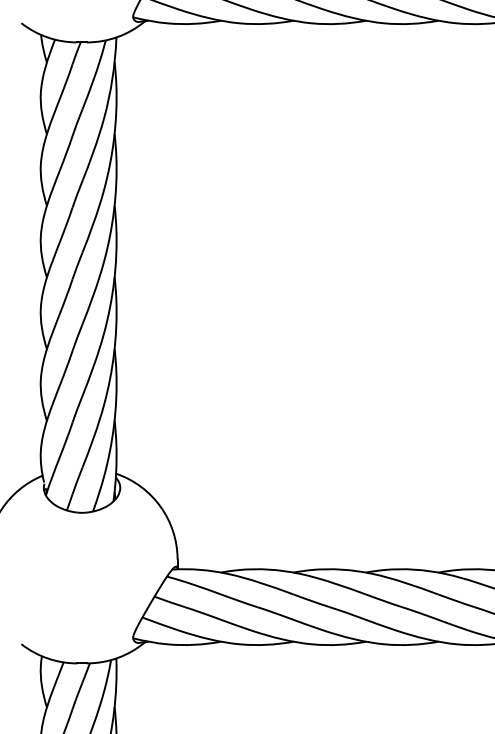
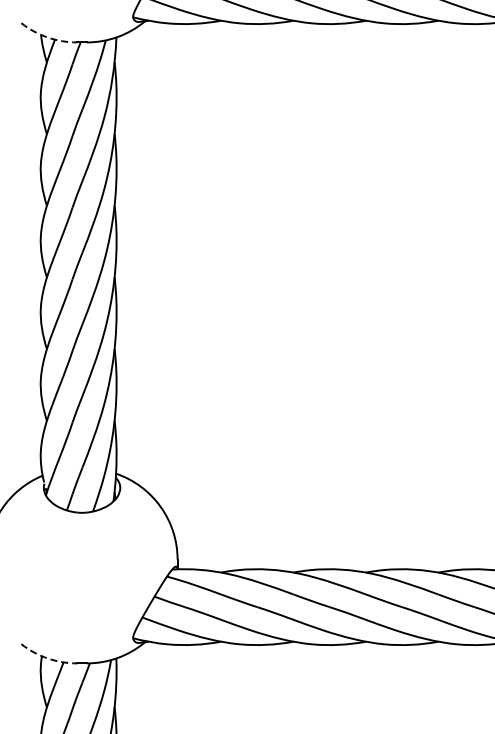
arc: solid -> dashed (47, 37)
arc: solid -> dashed (47, 658)
